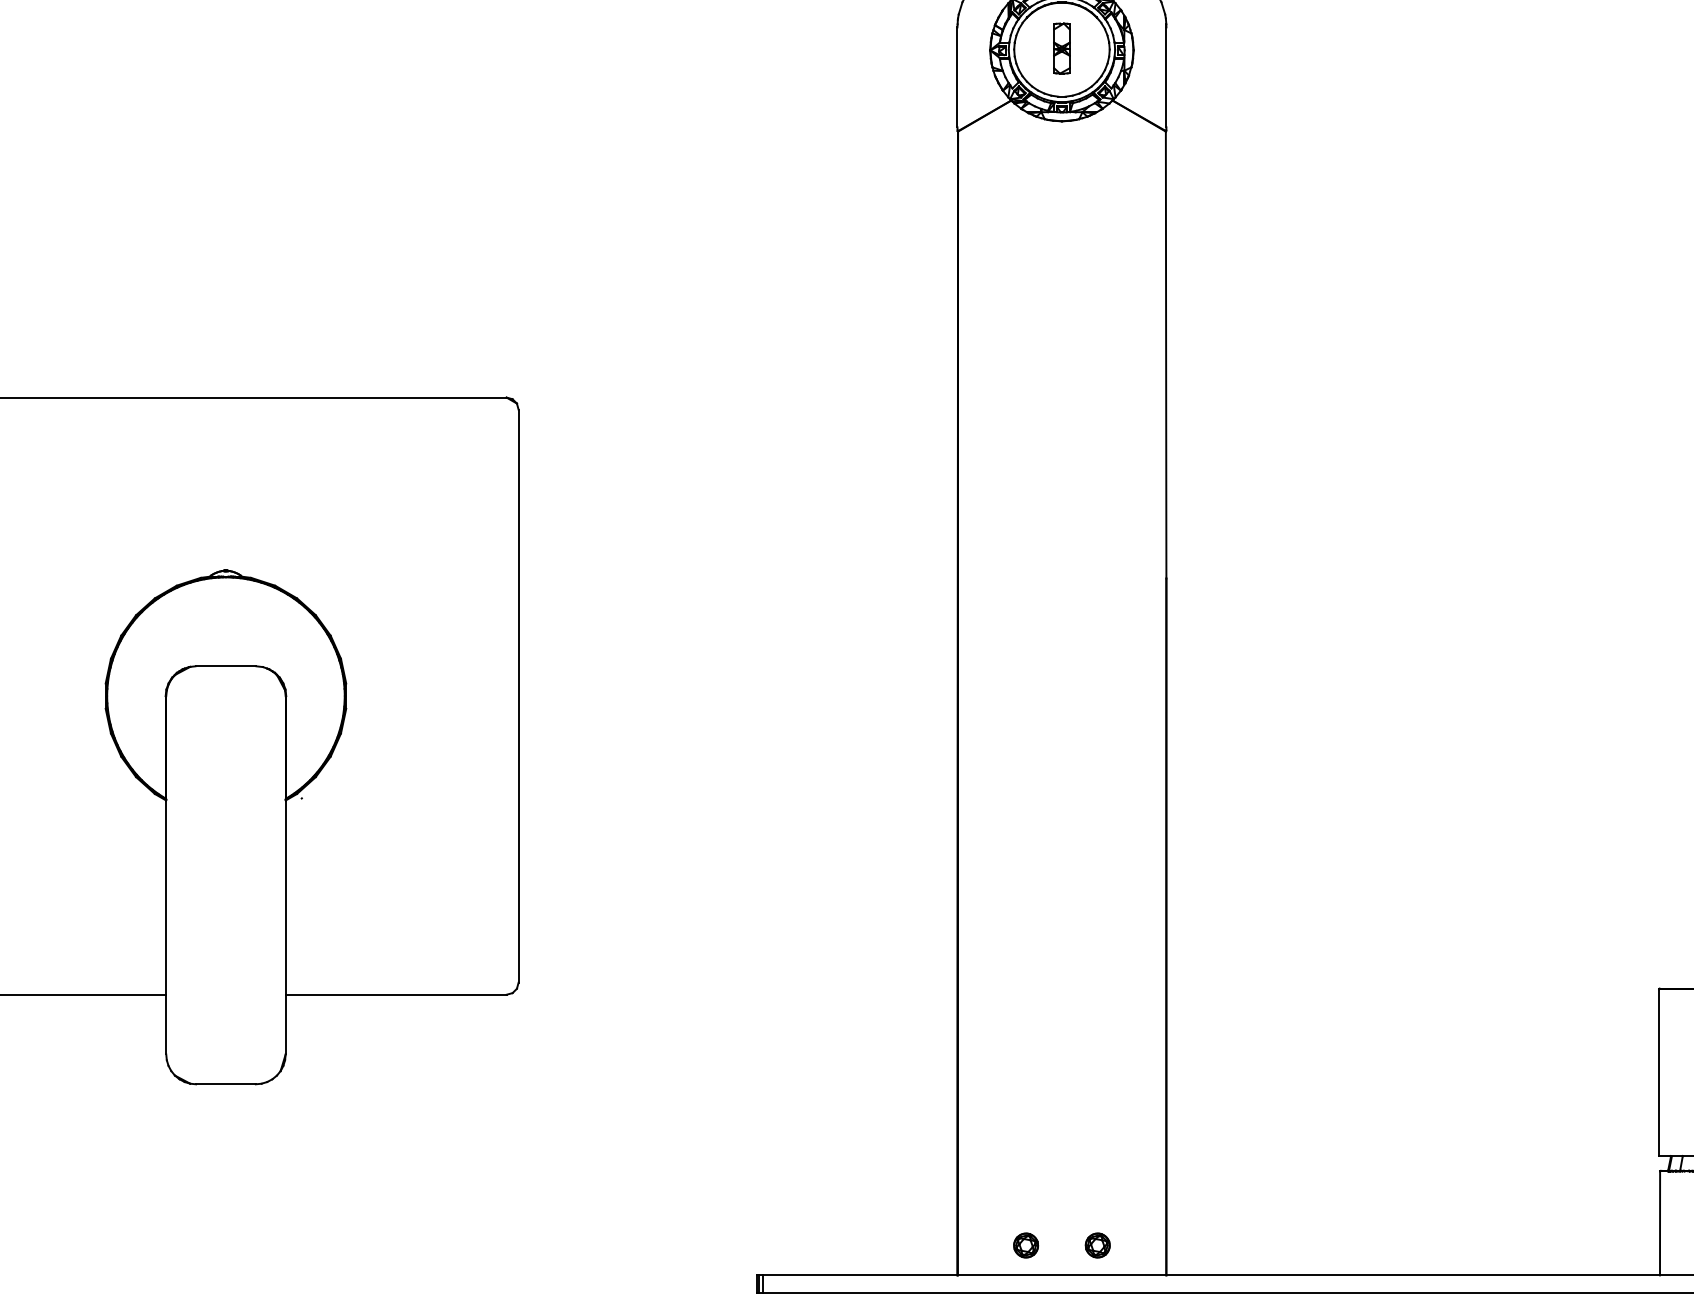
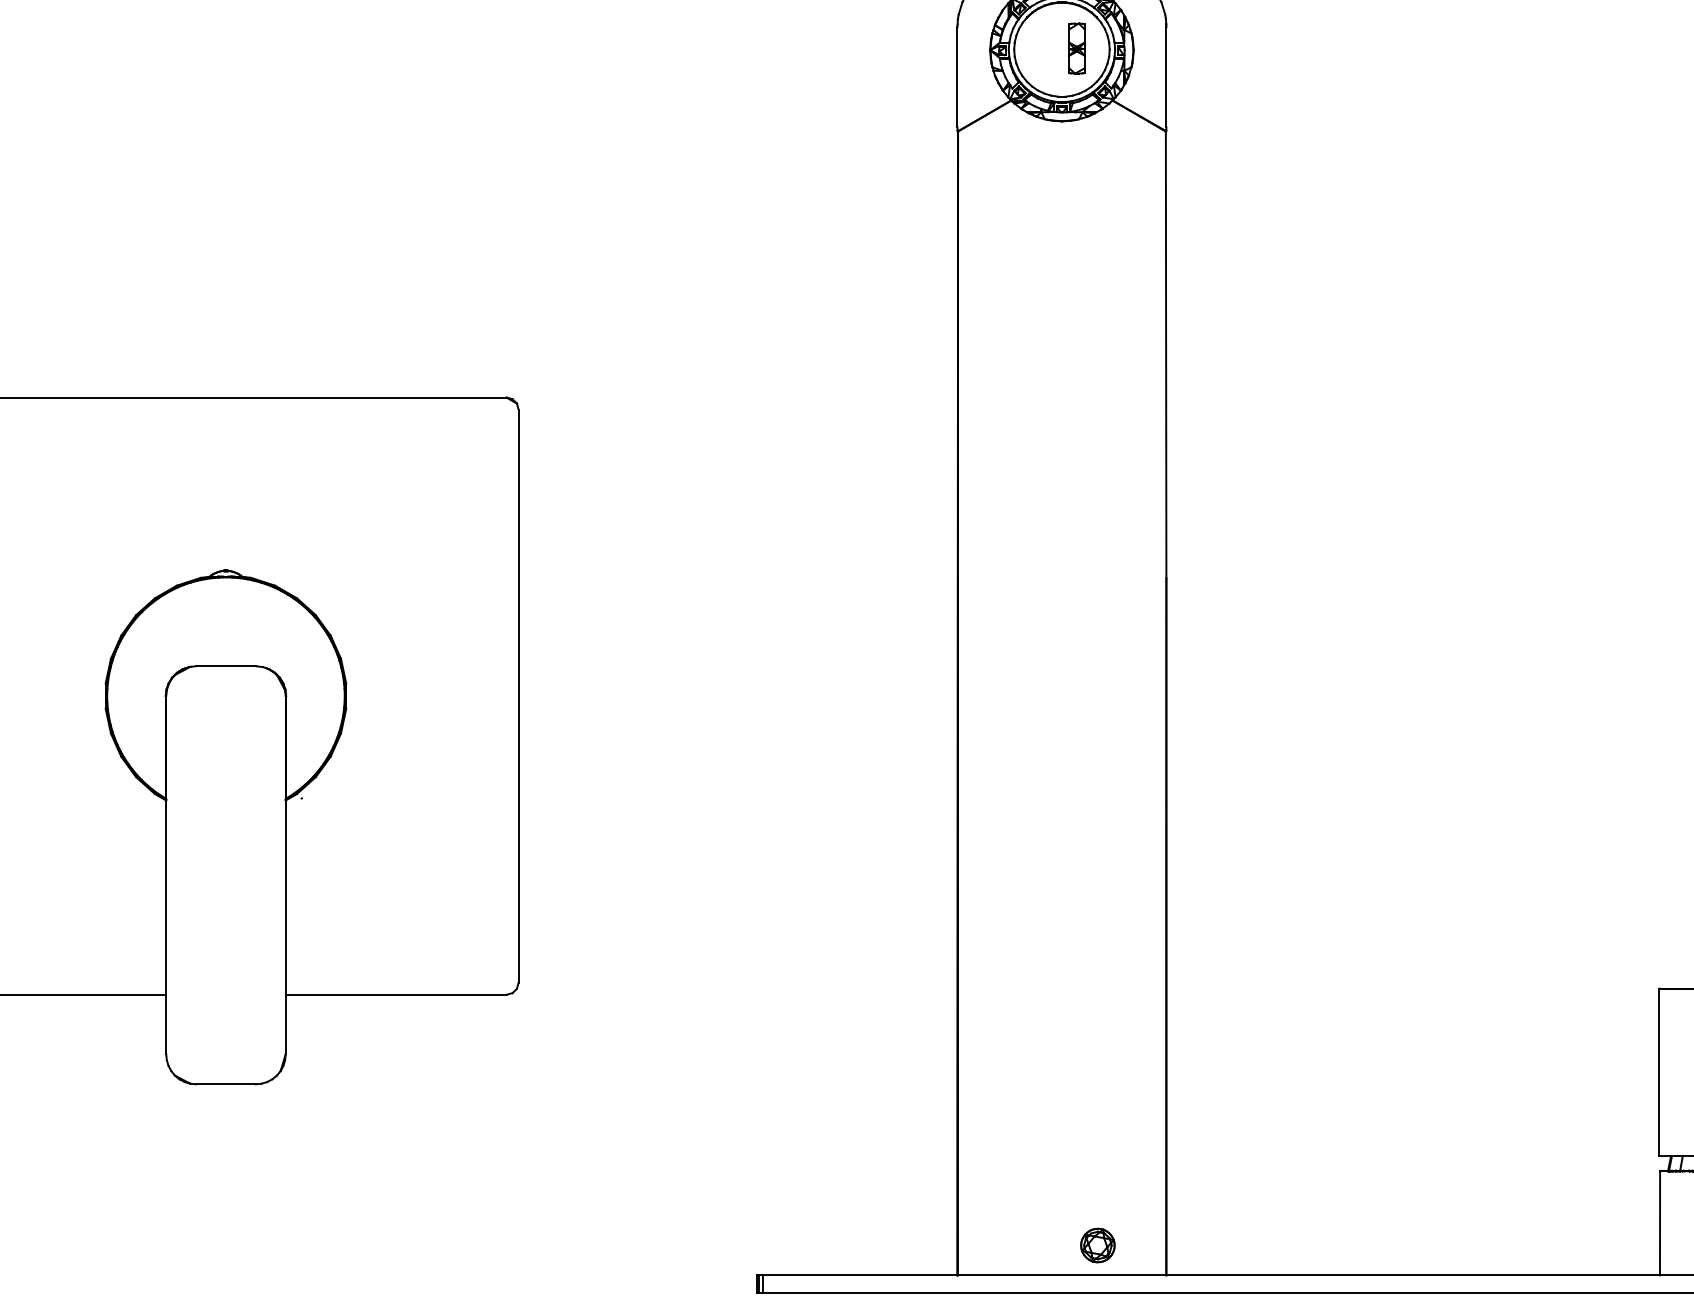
part position: (1061, 48) -> (1076, 48) (1076, 48)
part: present -> none (1026, 1245)
part size: 27x27 px -> 36x37 px (1097, 1245)
